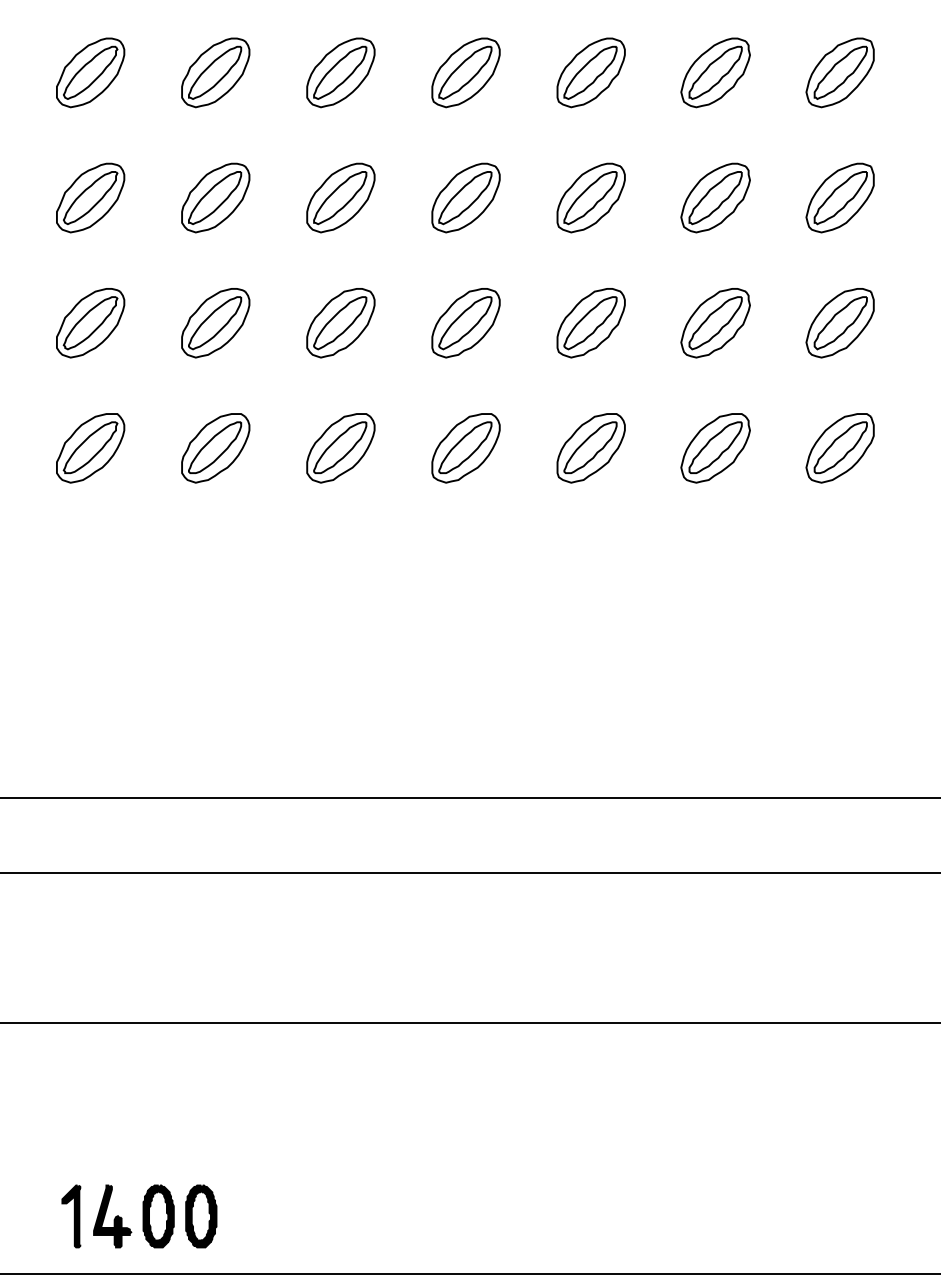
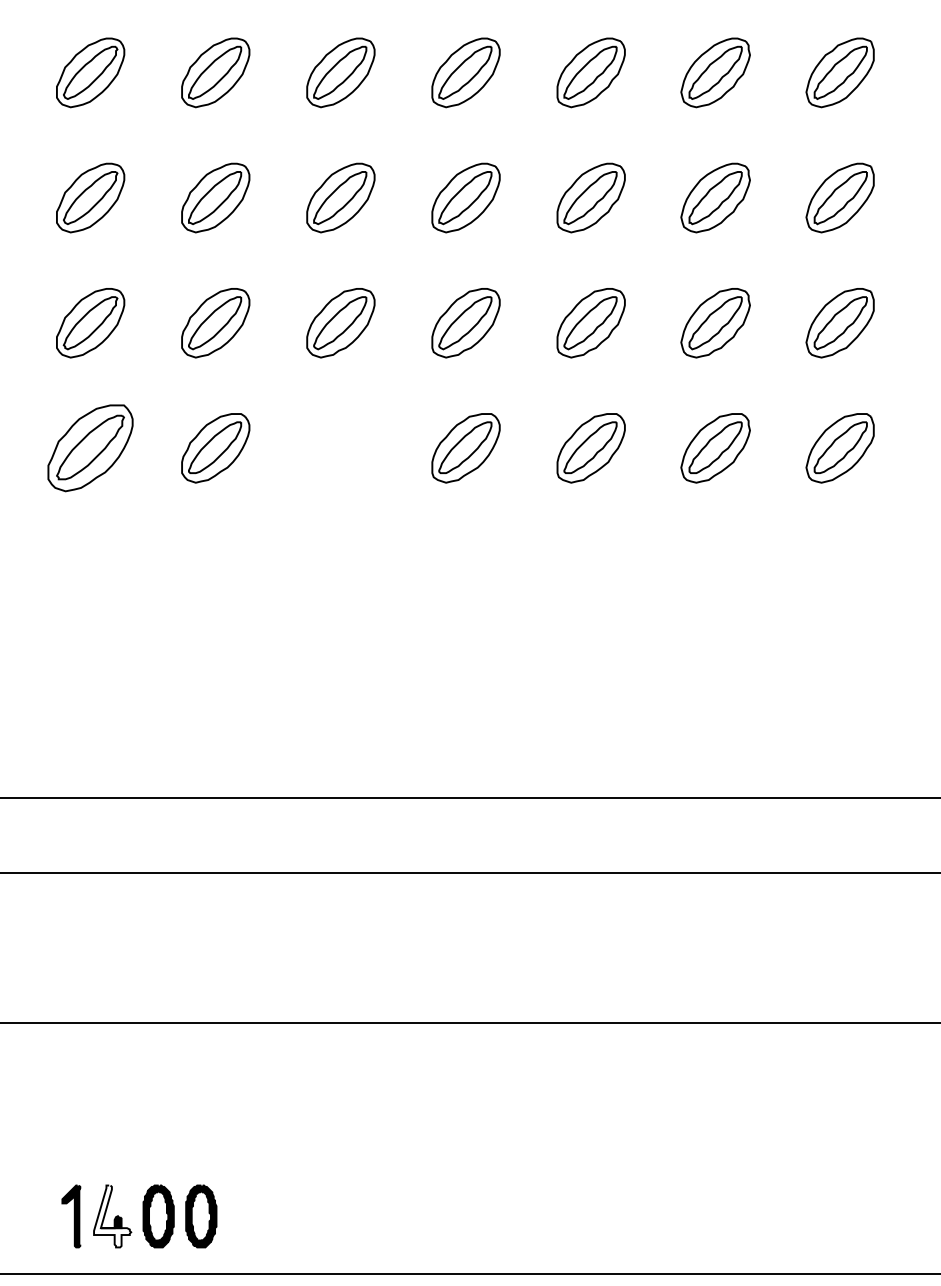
part size: 70x71 px -> 87x89 px (90, 448)
part: present -> none (340, 448)
fill: present -> none (112, 1216)
